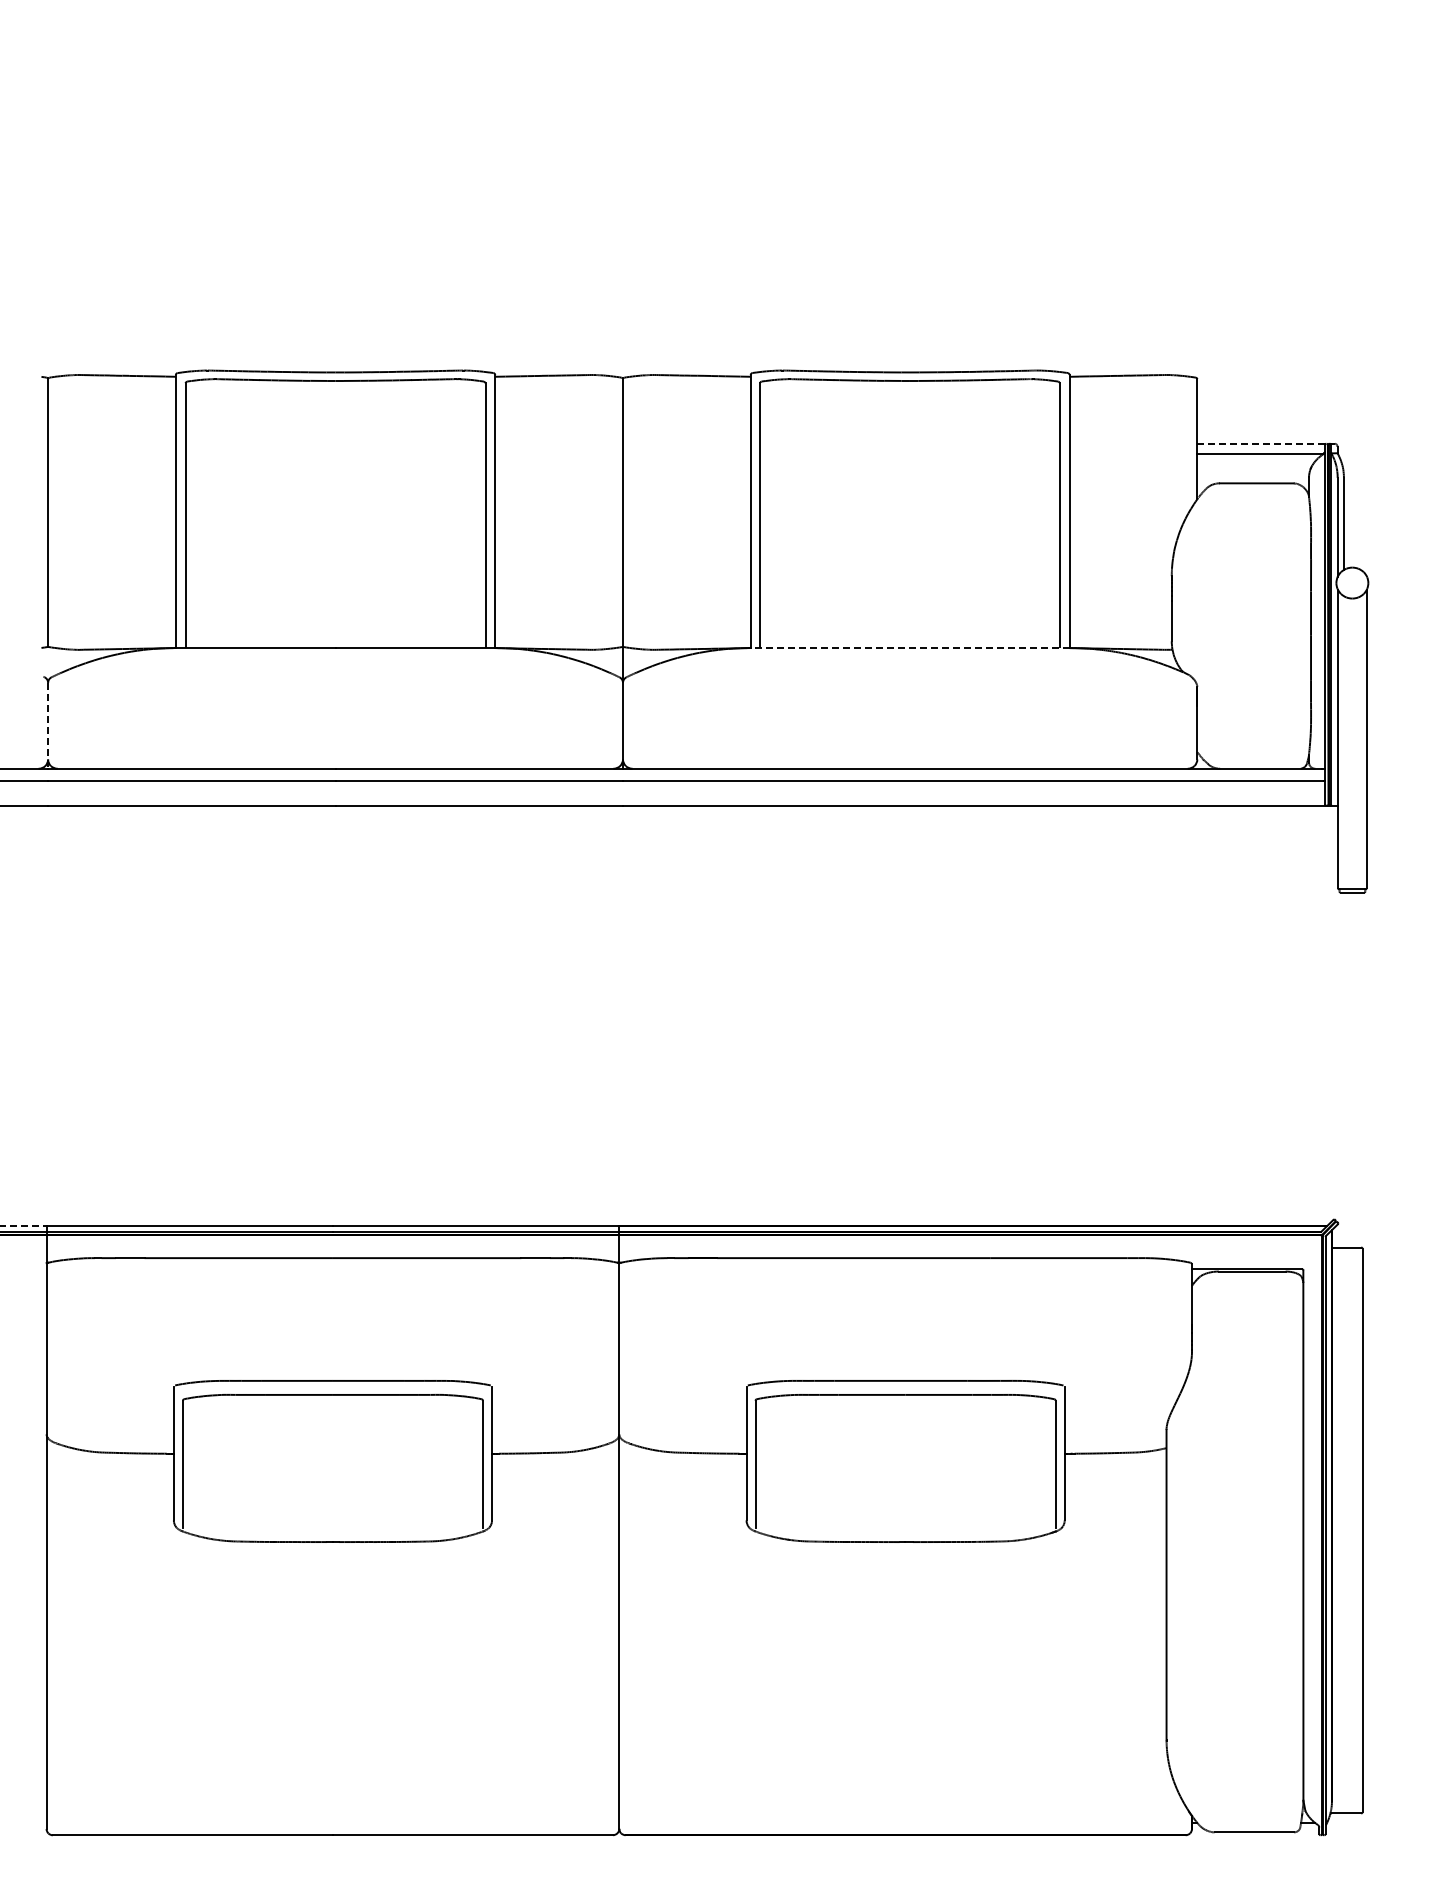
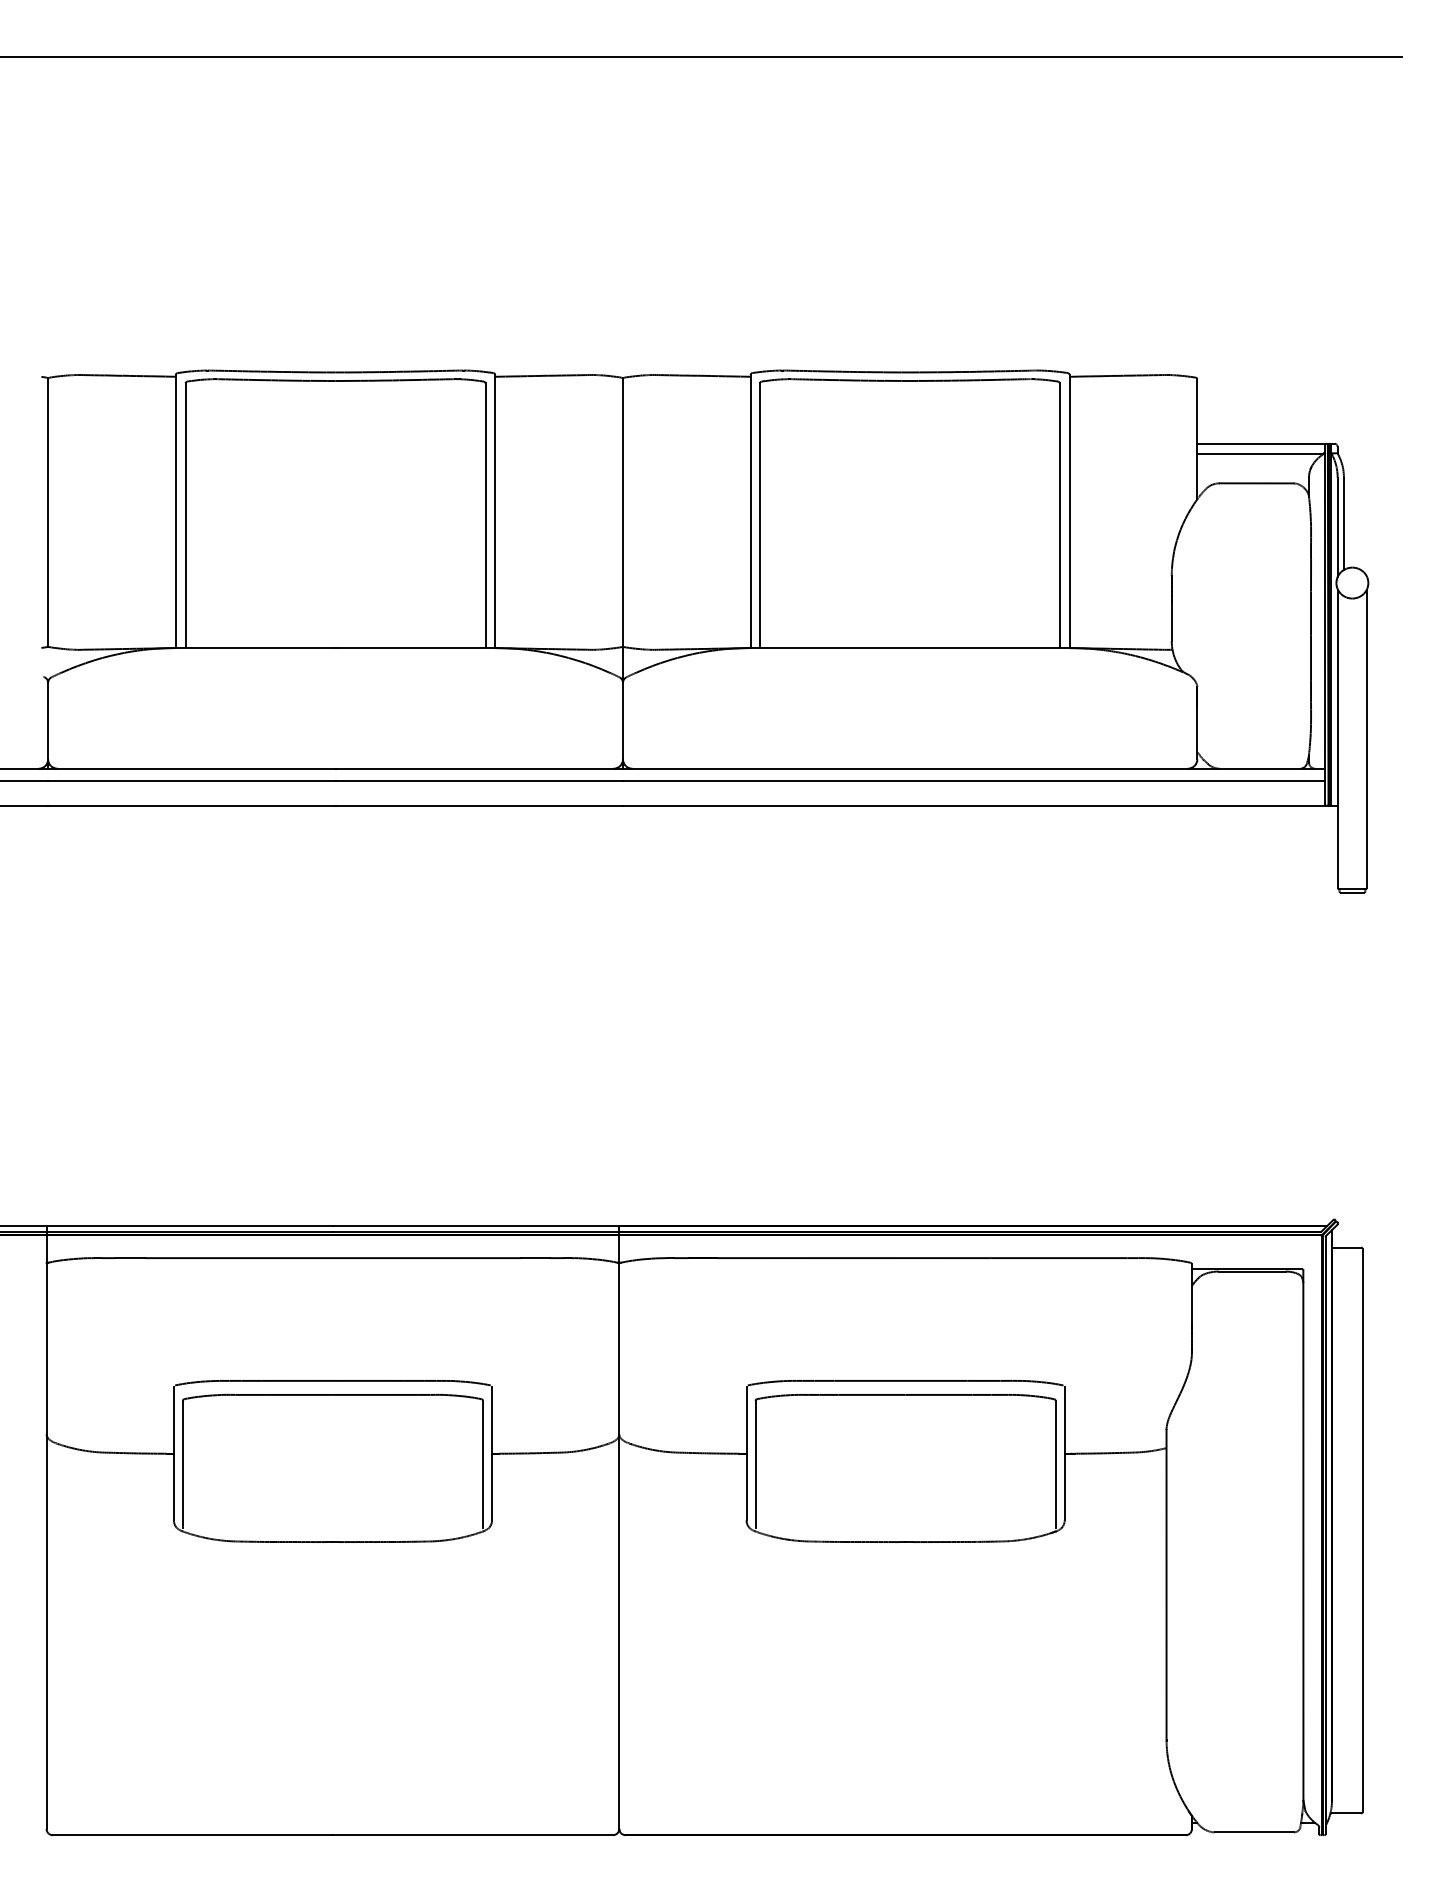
line: none -> present (701, 56)
line: dashed -> solid (1266, 443)
line: dashed -> solid (909, 648)
line: dashed -> solid (48, 725)
line: dashed -> solid (23, 1225)
